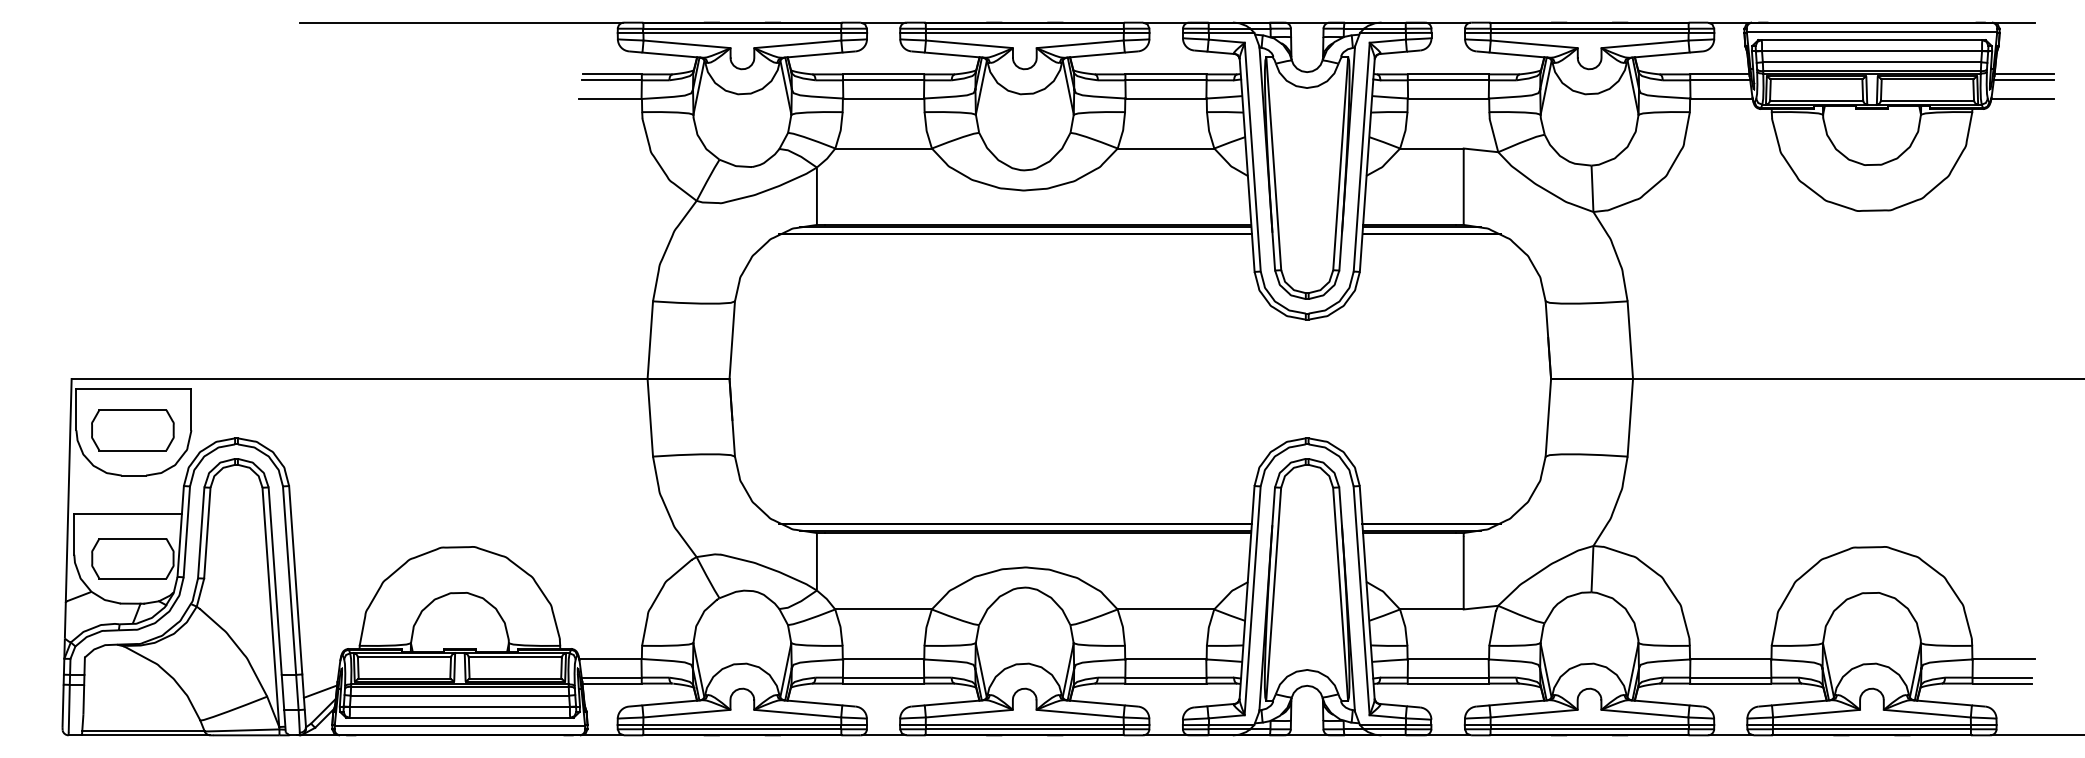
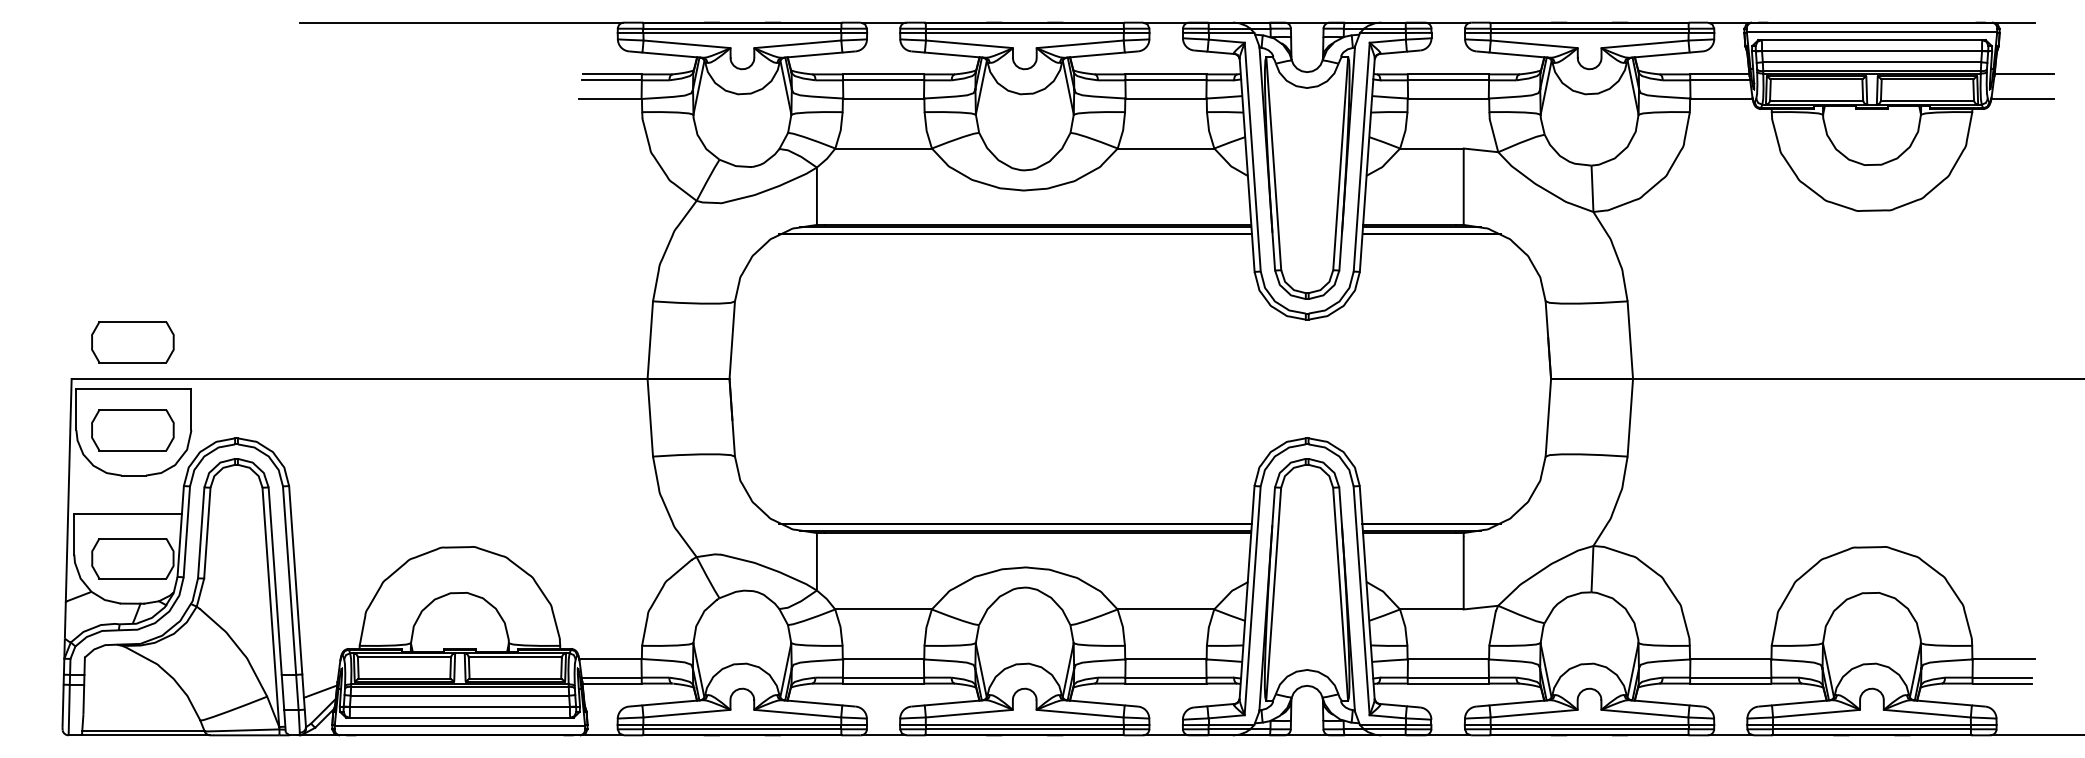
line: present -> none (2023, 80)
part: none -> present (132, 342)
